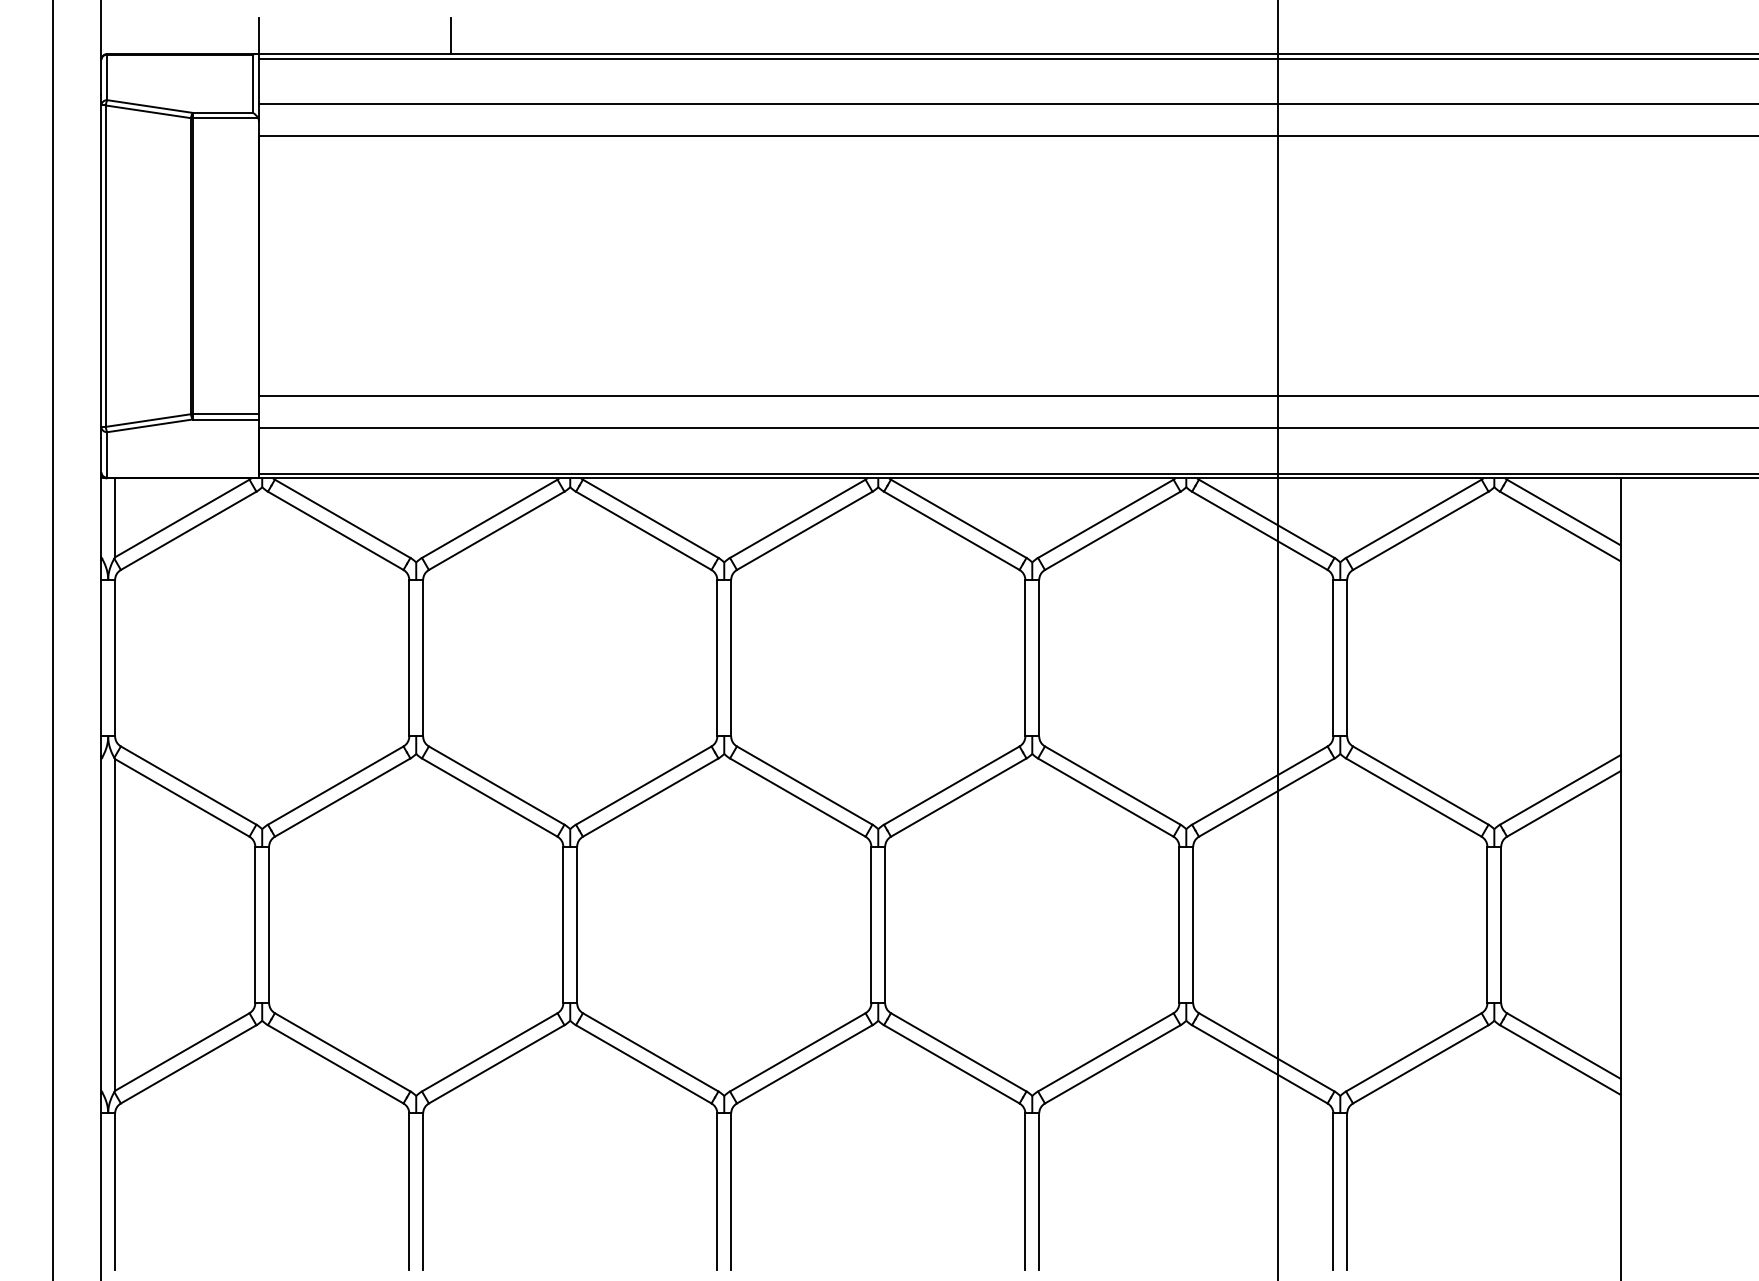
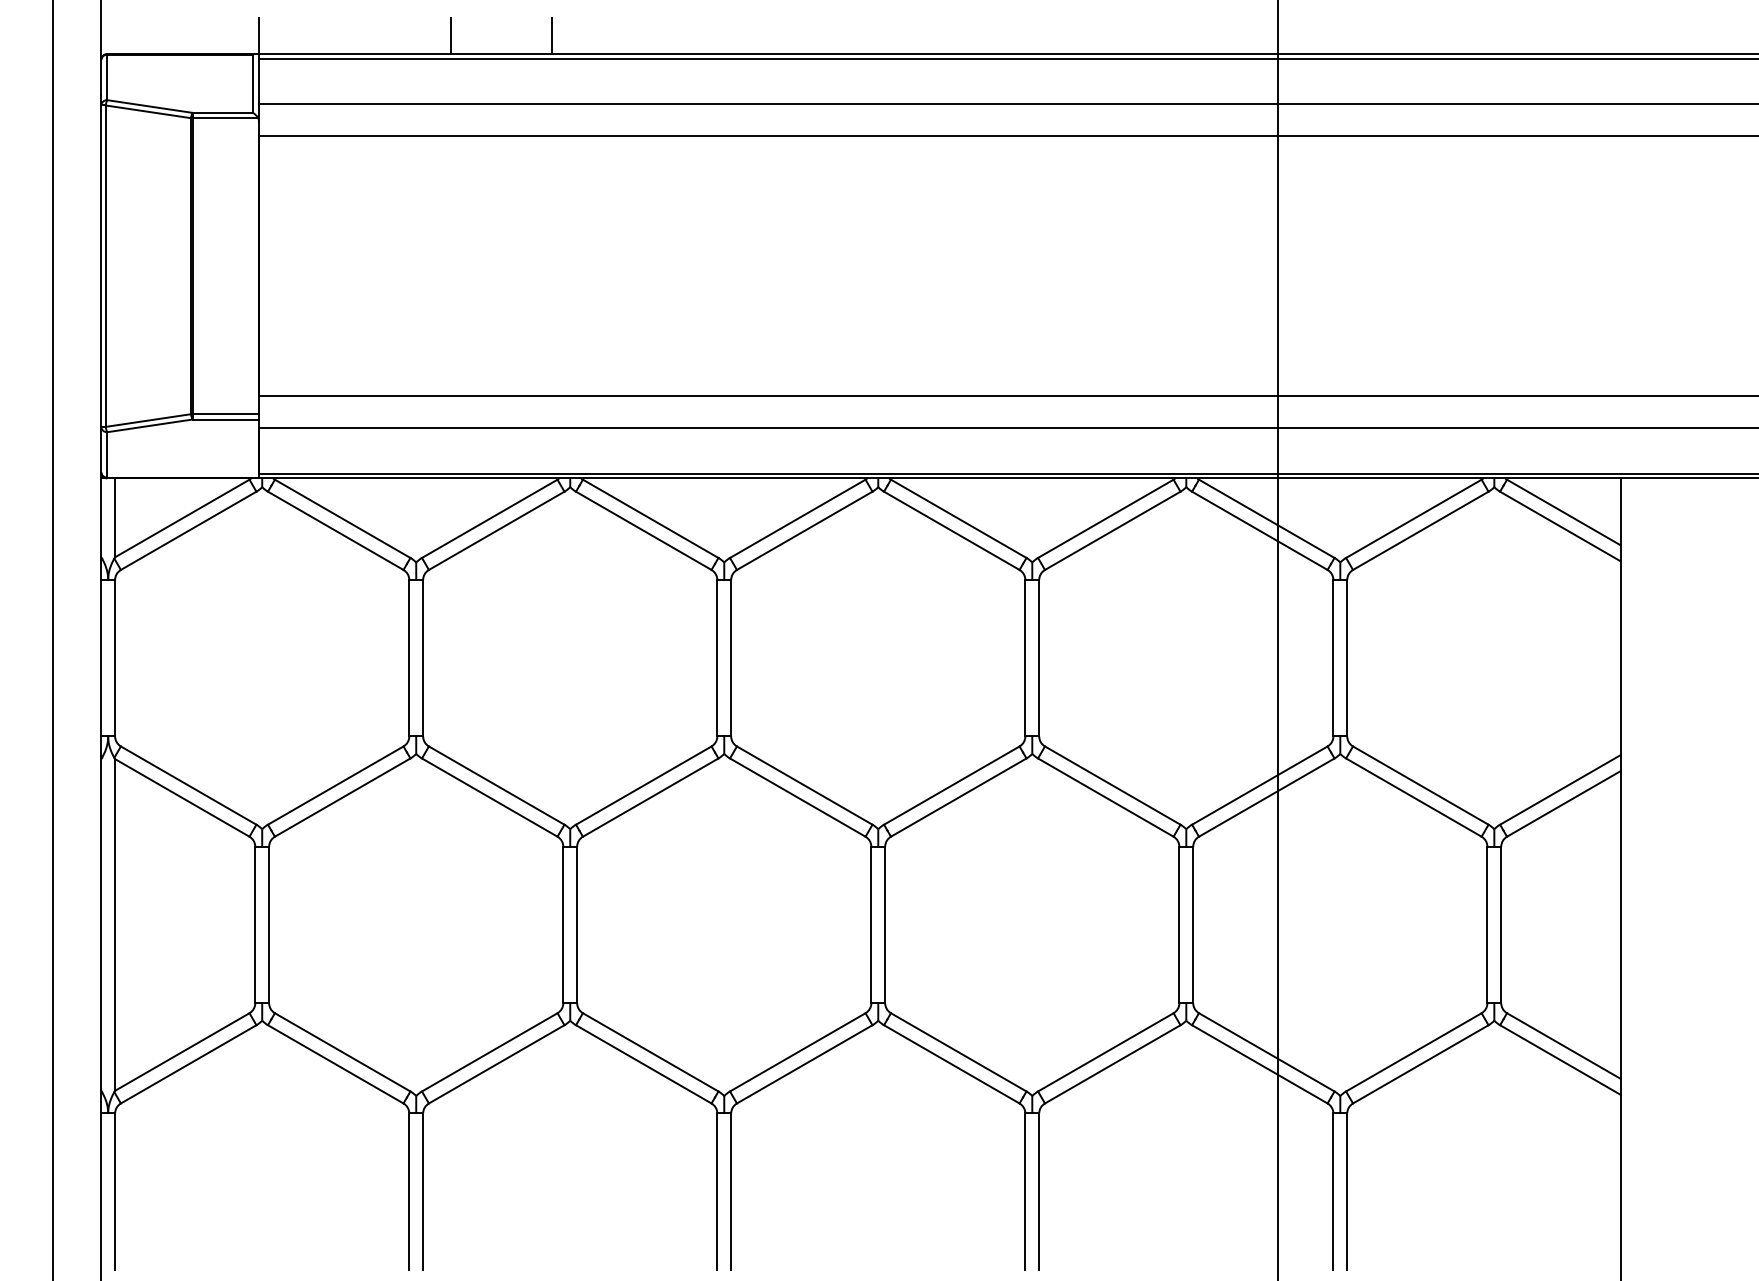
line: none -> present (551, 35)
